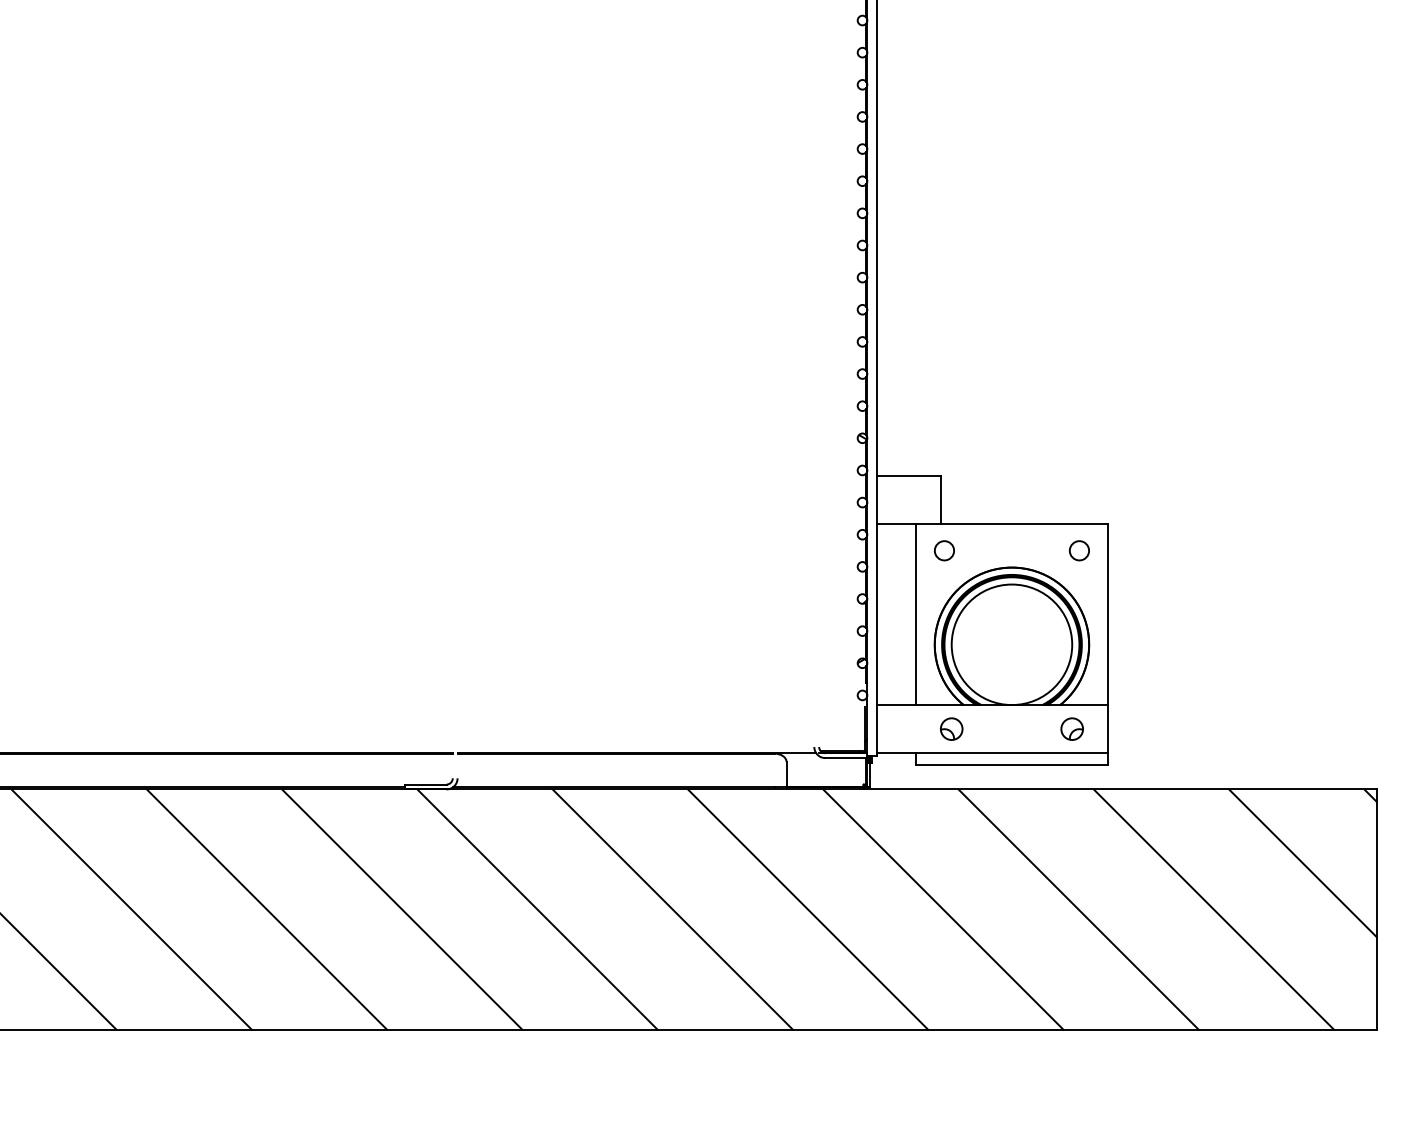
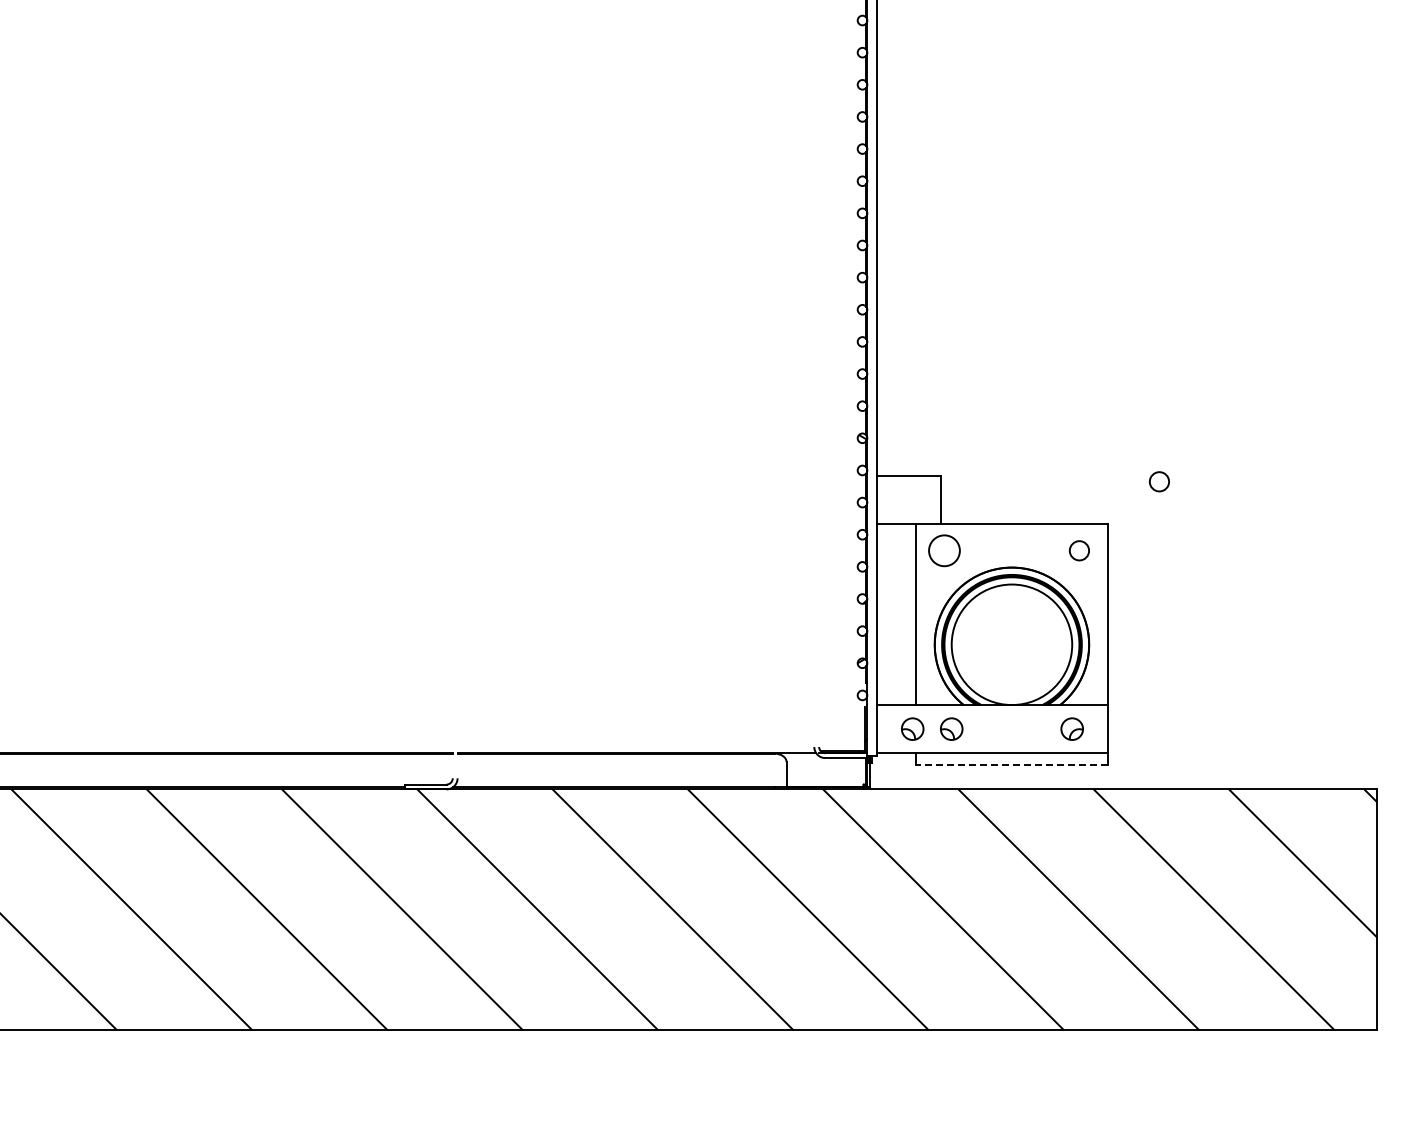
circle: none -> present (1158, 481)
circle diameter: 19 px -> 31 px (944, 550)
part: none -> present (912, 728)
line: solid -> dashed (1011, 765)
